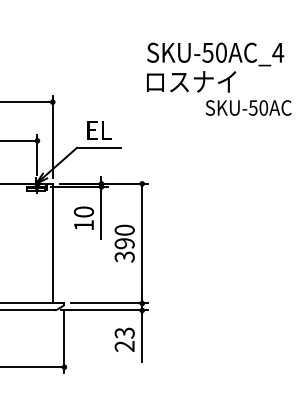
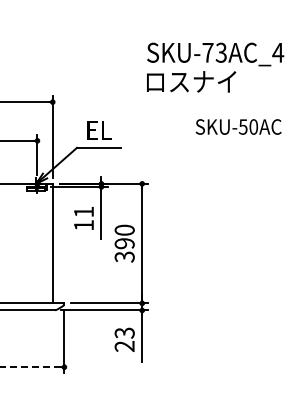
text: SKU-50AC_4 -> SKU-73AC_4 (214, 52)
text position: (248, 107) -> (238, 126) (238, 126)
text: 10 -> 11 (83, 211)
line: solid -> dashed (30, 367)
